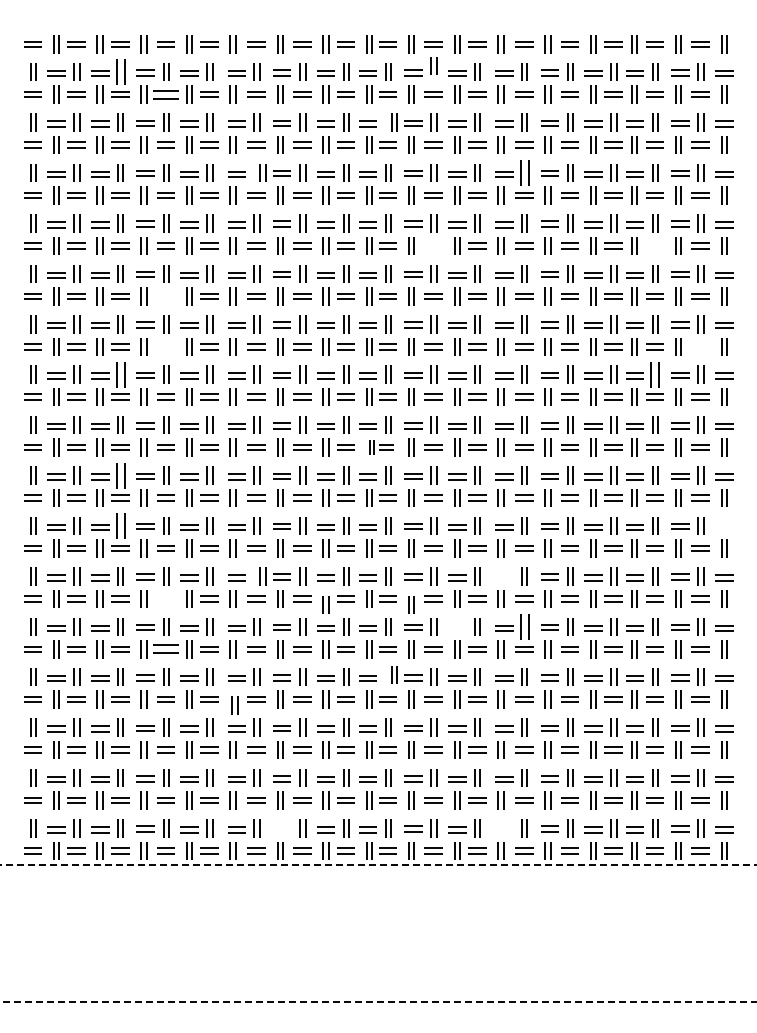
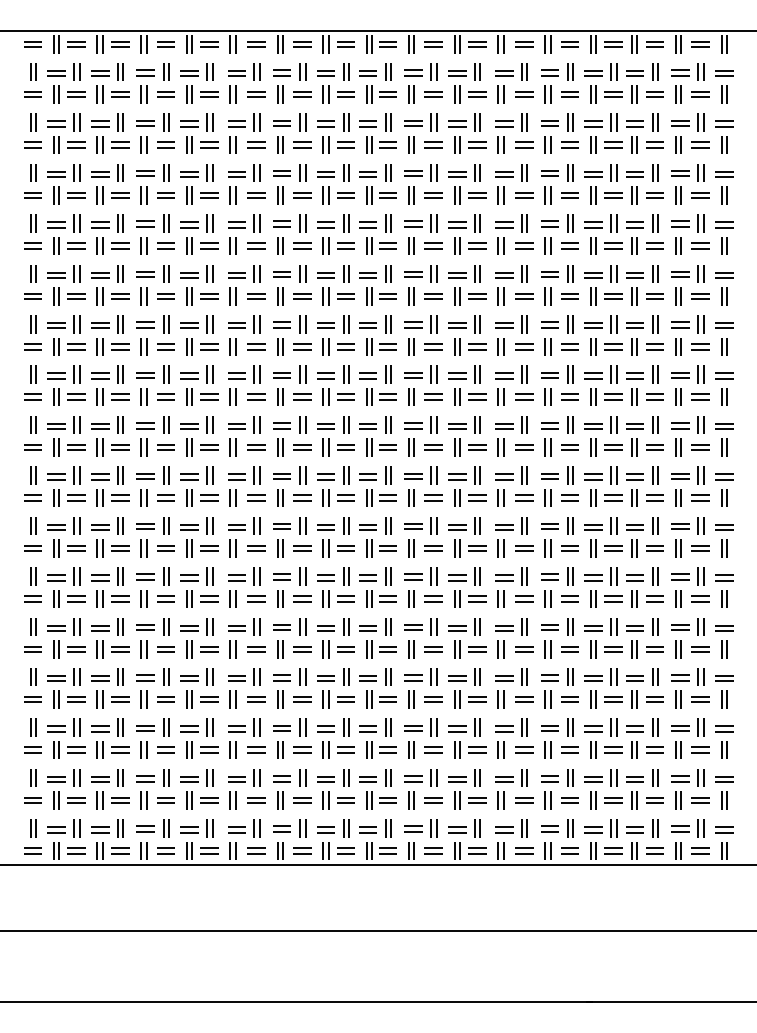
line: none -> present (377, 30)
part position: (433, 65) -> (433, 71) (433, 71)
part size: 10x26 px -> 7x18 px (120, 71)
part size: 26x10 px -> 18x7 px (165, 94)
part position: (394, 122) -> (388, 122) (388, 122)
part position: (262, 172) -> (256, 172) (256, 172)
part size: 10x26 px -> 7x18 px (524, 172)
part: none -> present (433, 245)
part: none -> present (654, 245)
part: none -> present (165, 296)
part: none -> present (165, 346)
part: none -> present (700, 346)
part size: 10x26 px -> 7x19 px (120, 374)
part size: 10x26 px -> 7x19 px (655, 374)
part size: 25x15 px -> 31x19 px (381, 447)
part size: 10x26 px -> 7x19 px (120, 475)
part size: 10x26 px -> 7x18 px (120, 525)
part: none -> present (724, 527)
part position: (262, 576) -> (256, 576) (256, 576)
part: none -> present (504, 577)
part: none -> present (165, 598)
part position: (325, 604) -> (325, 598) (325, 598)
part position: (411, 604) -> (411, 598) (411, 598)
part size: 10x26 px -> 7x18 px (524, 626)
part: none -> present (457, 628)
part size: 26x10 px -> 18x7 px (165, 649)
part position: (394, 674) -> (388, 676) (388, 676)
part position: (234, 705) -> (232, 699) (232, 699)
part: none -> present (281, 828)
part: none -> present (504, 829)
line: dashed -> solid (378, 864)
line: none -> present (377, 930)
line: dashed -> solid (378, 1002)
